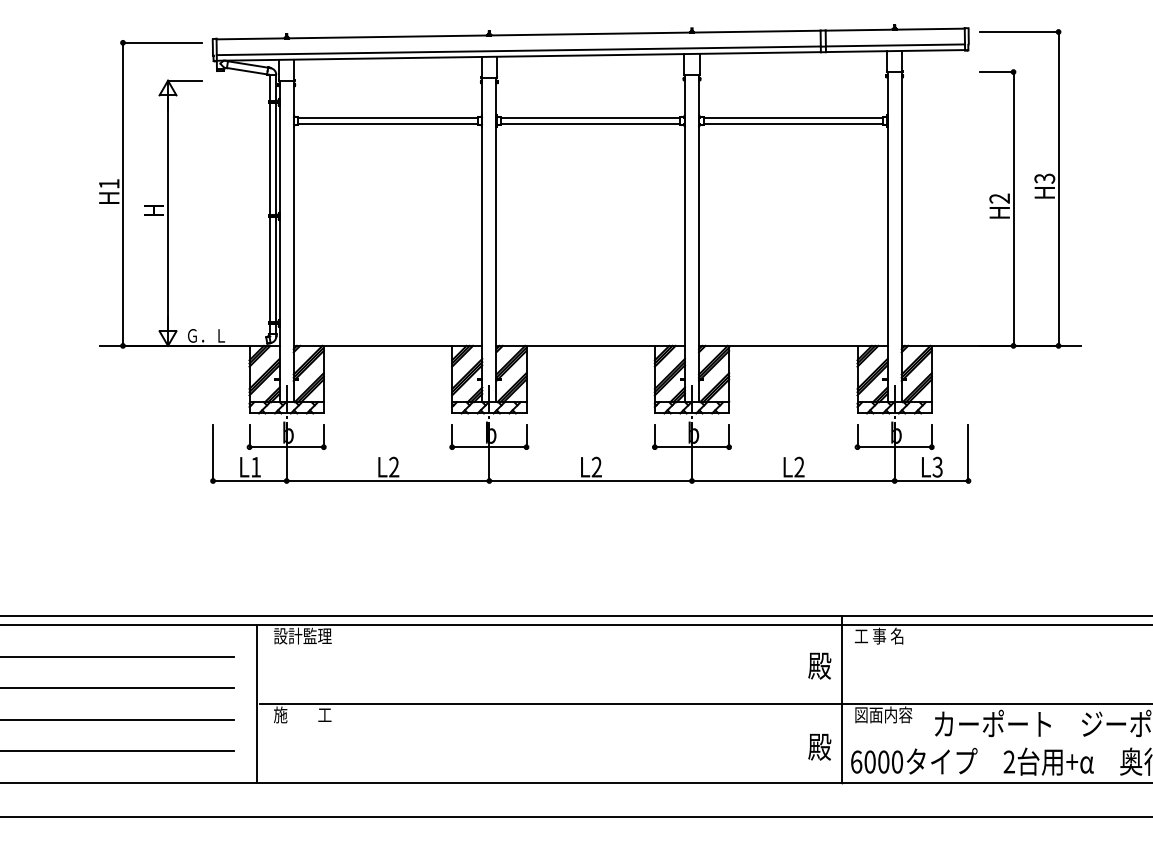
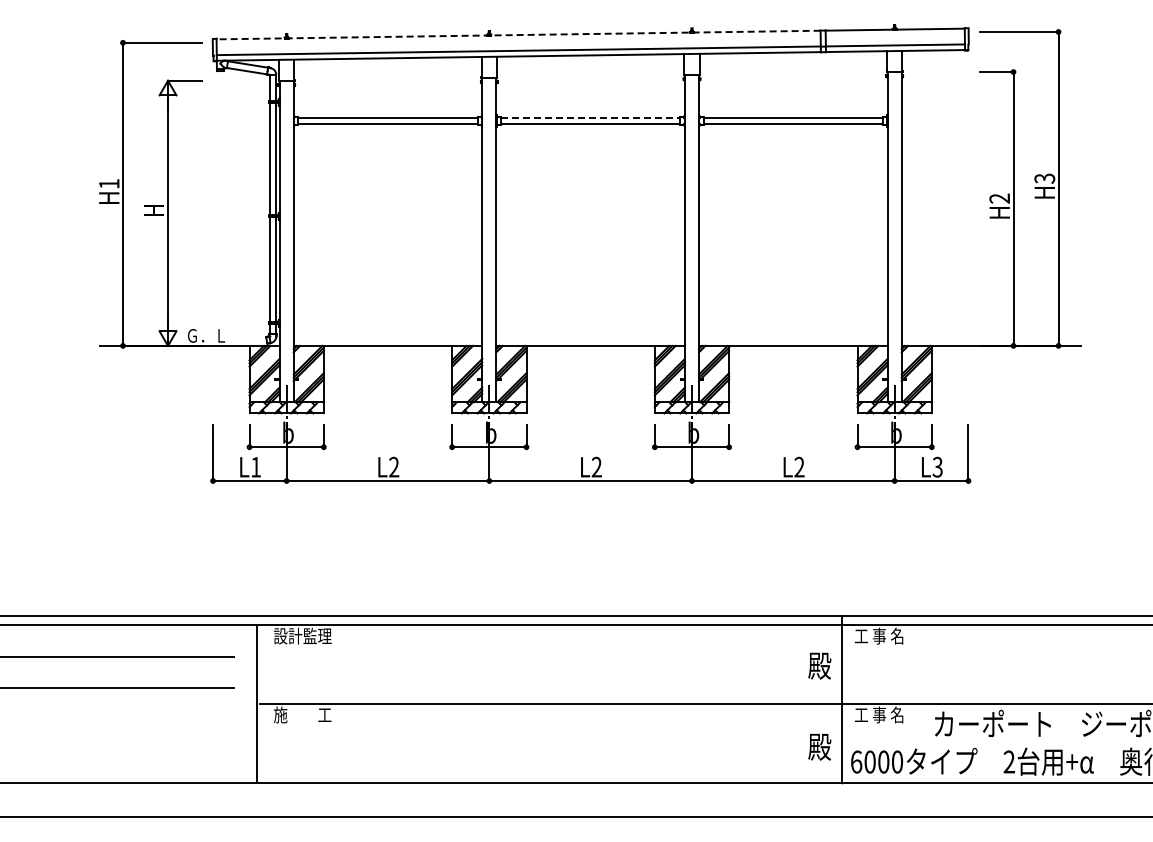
line: solid -> dashed (518, 35)
line: solid -> dashed (590, 117)
text: 図面内容 -> 工 事 名 (883, 714)
line: present -> none (118, 719)
line: present -> none (118, 751)
